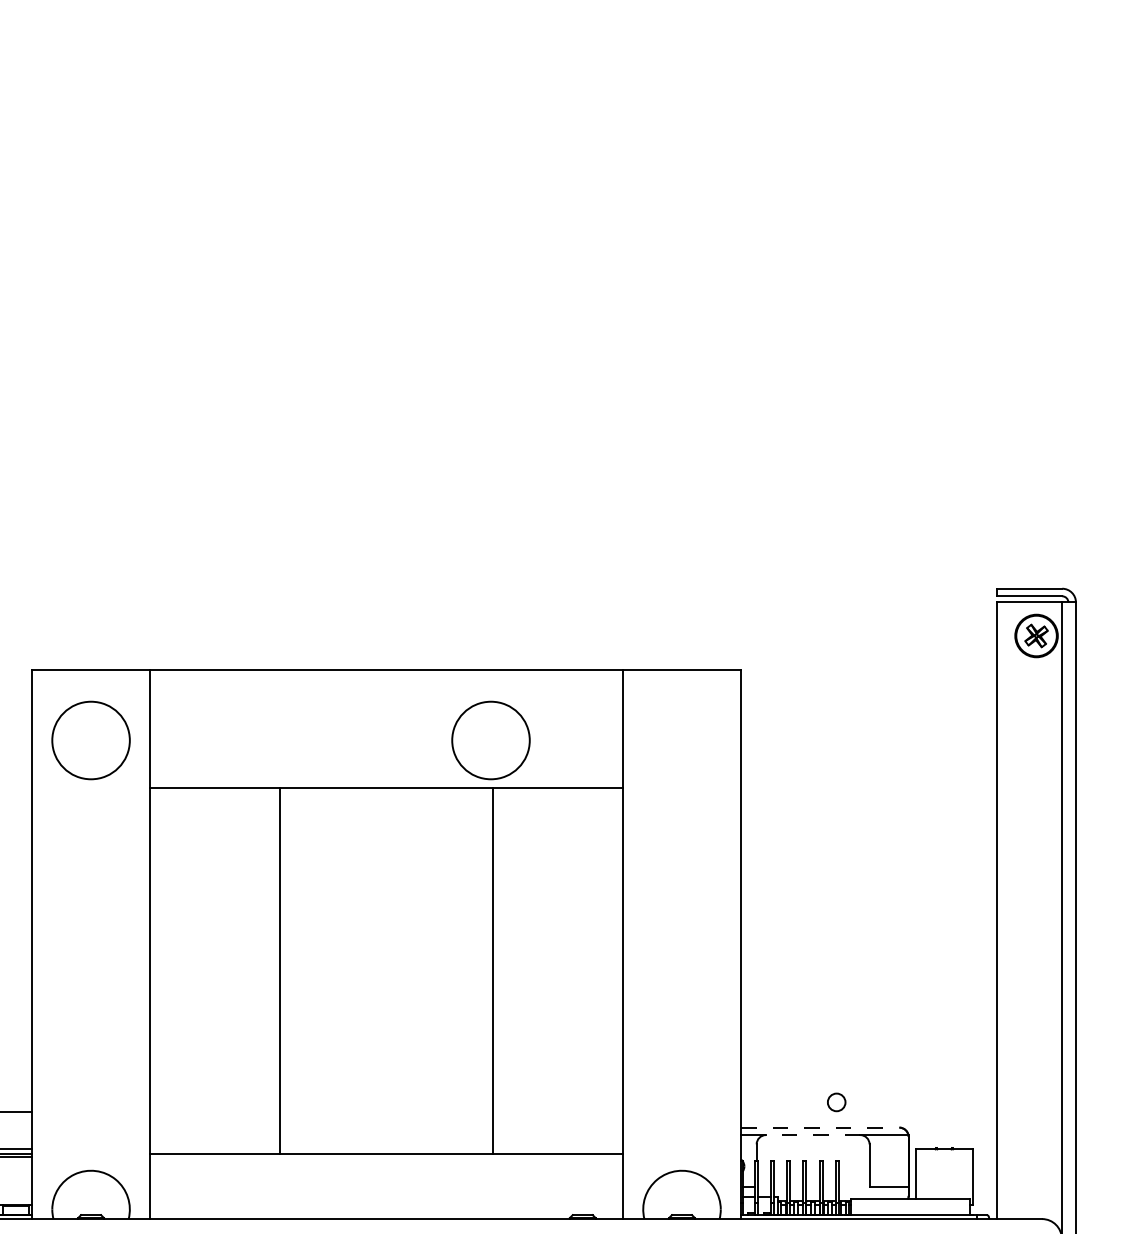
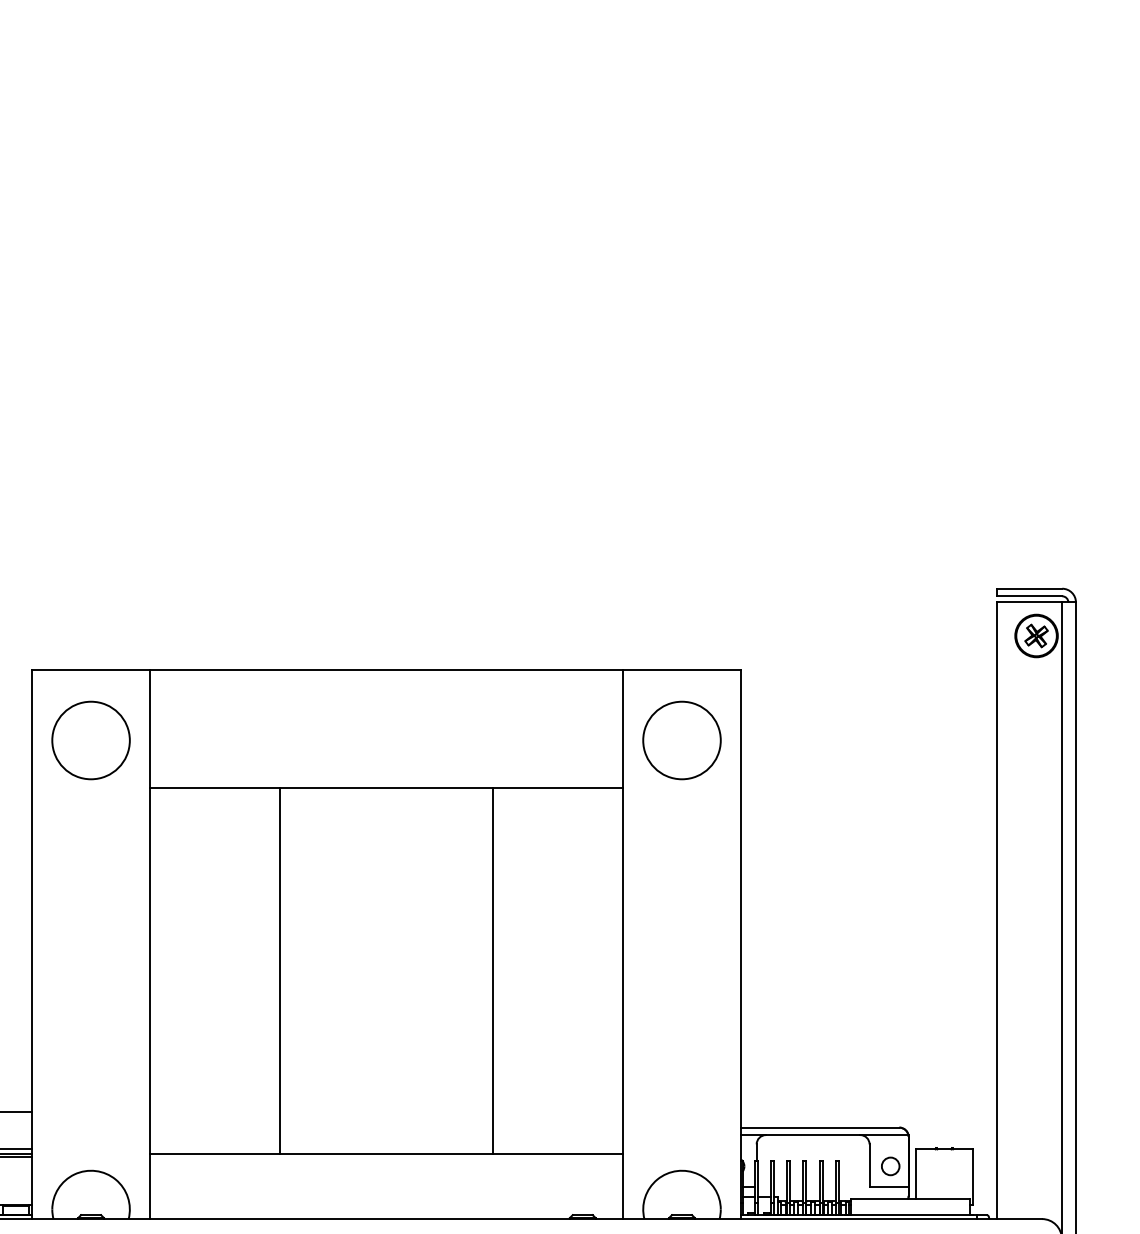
circle position: (490, 740) -> (681, 740) (681, 740)
circle position: (836, 1102) -> (890, 1166) (890, 1166)
line: dashed -> solid (820, 1127)
line: dashed -> solid (812, 1135)
